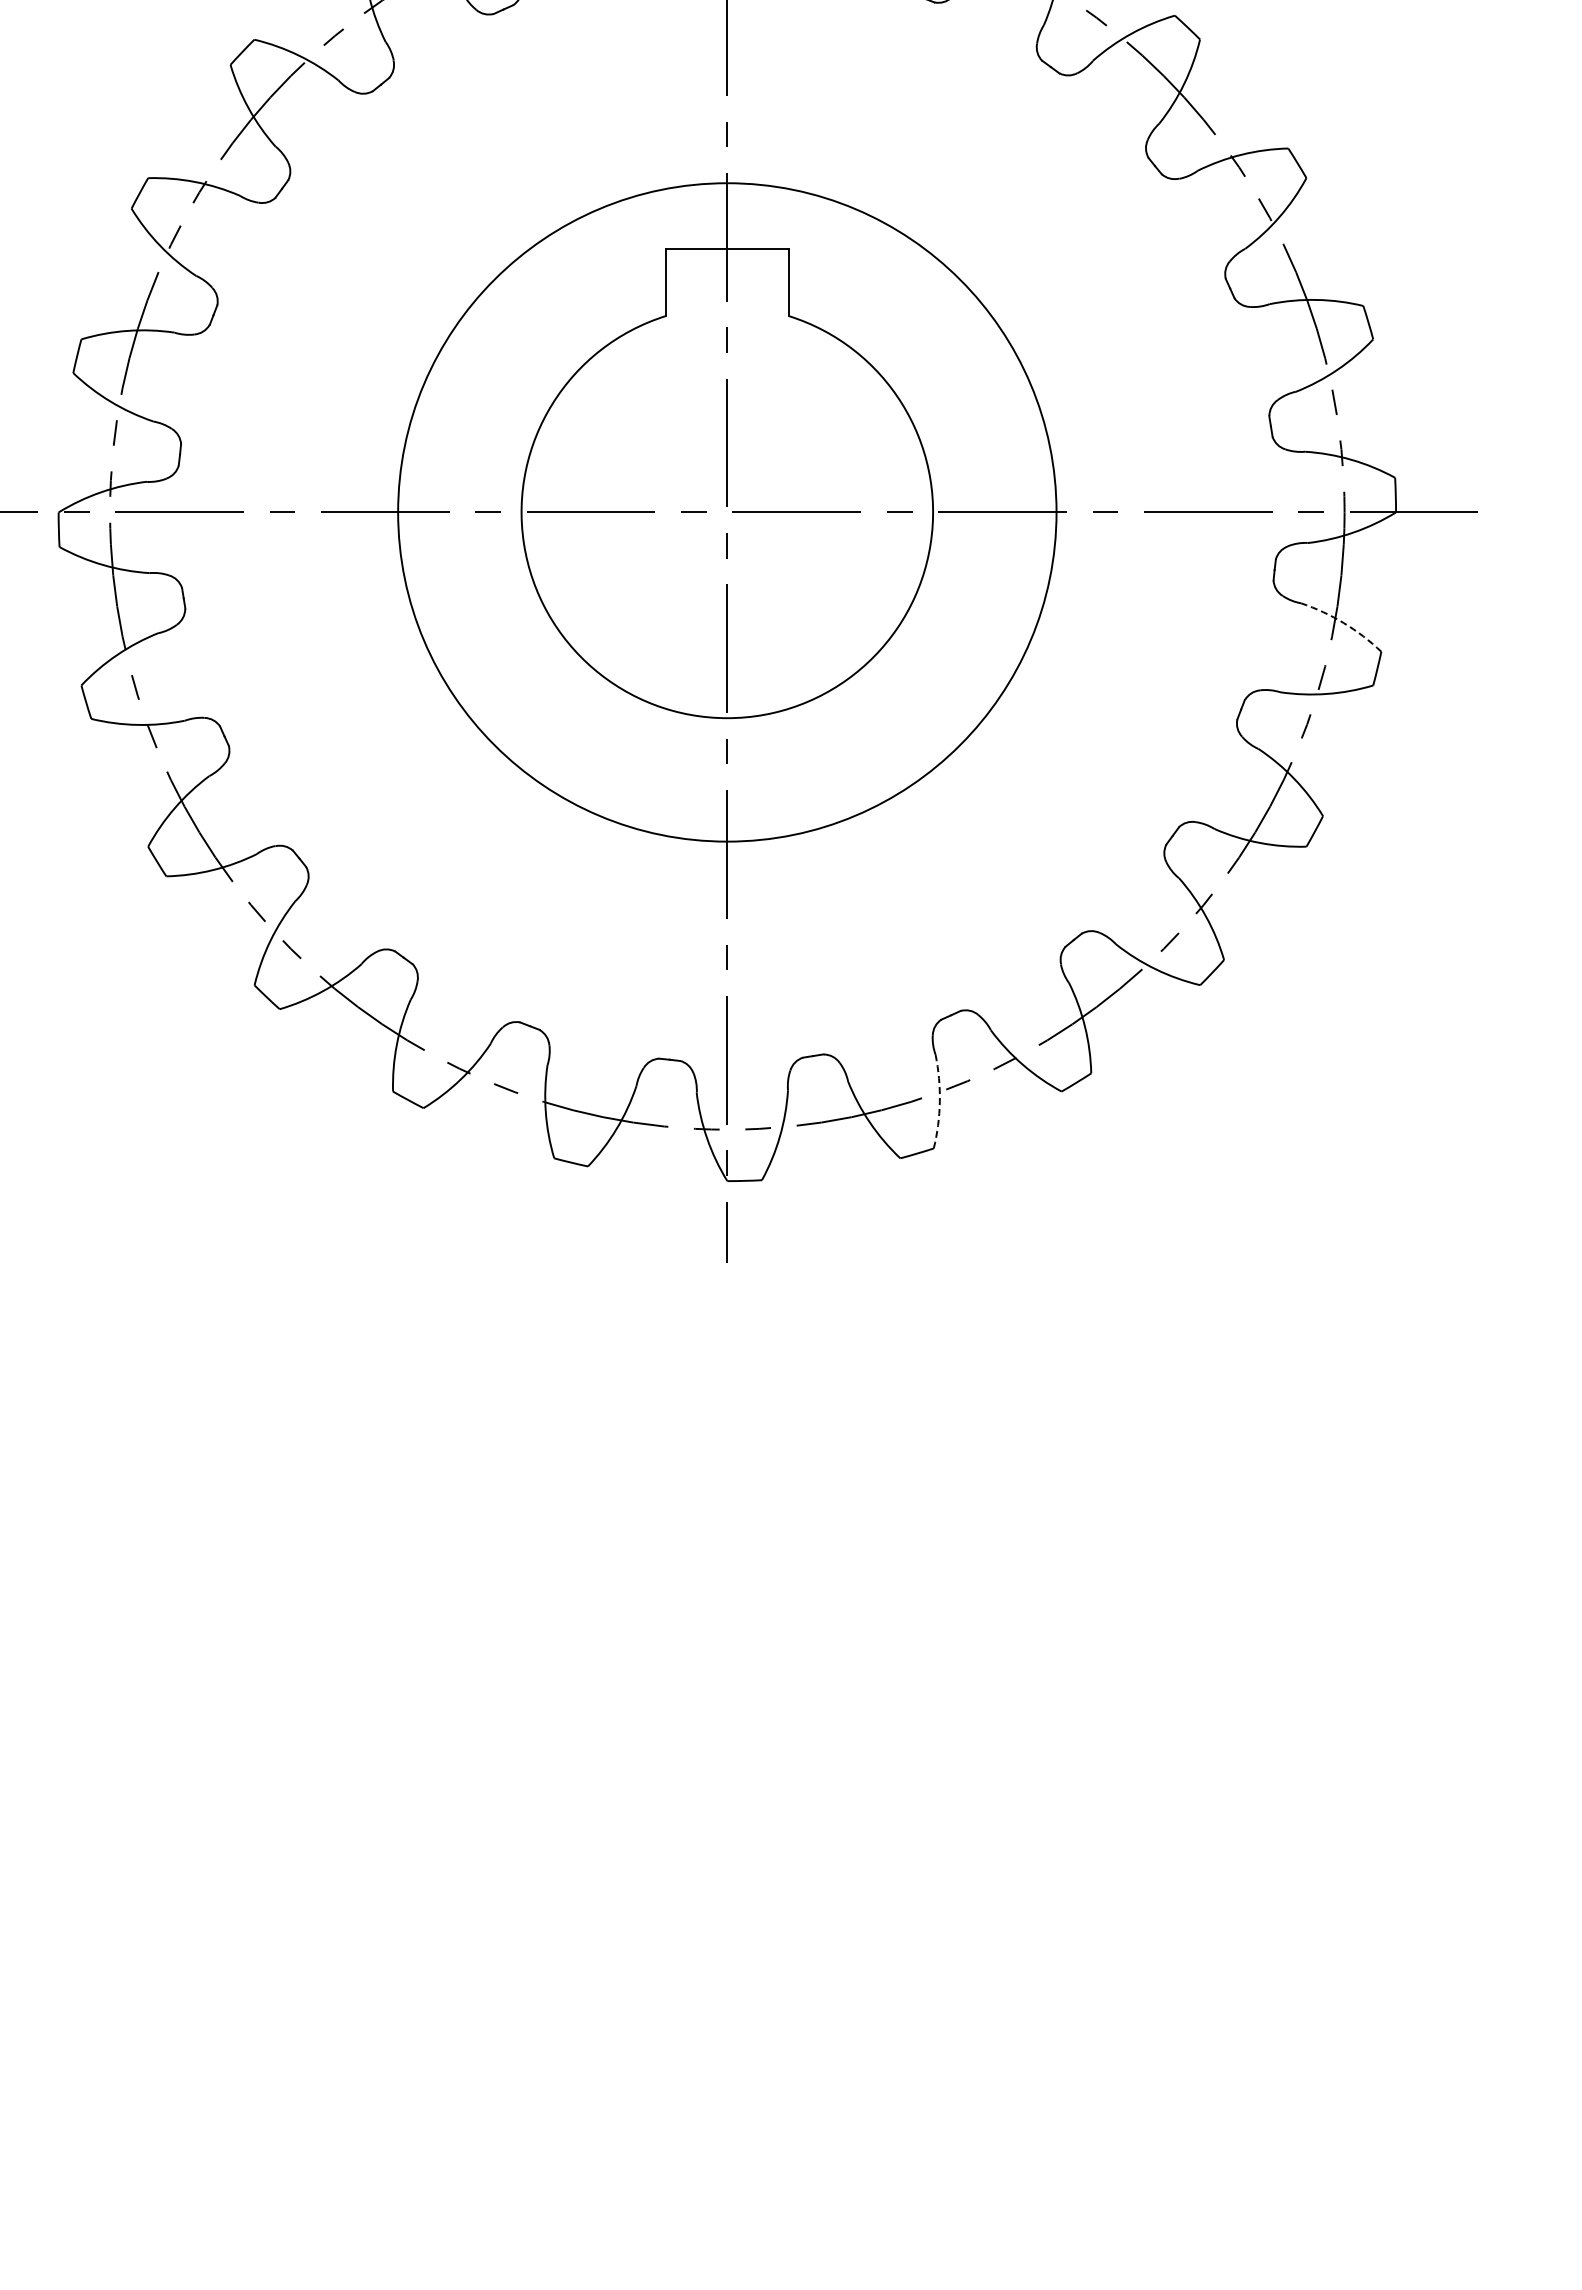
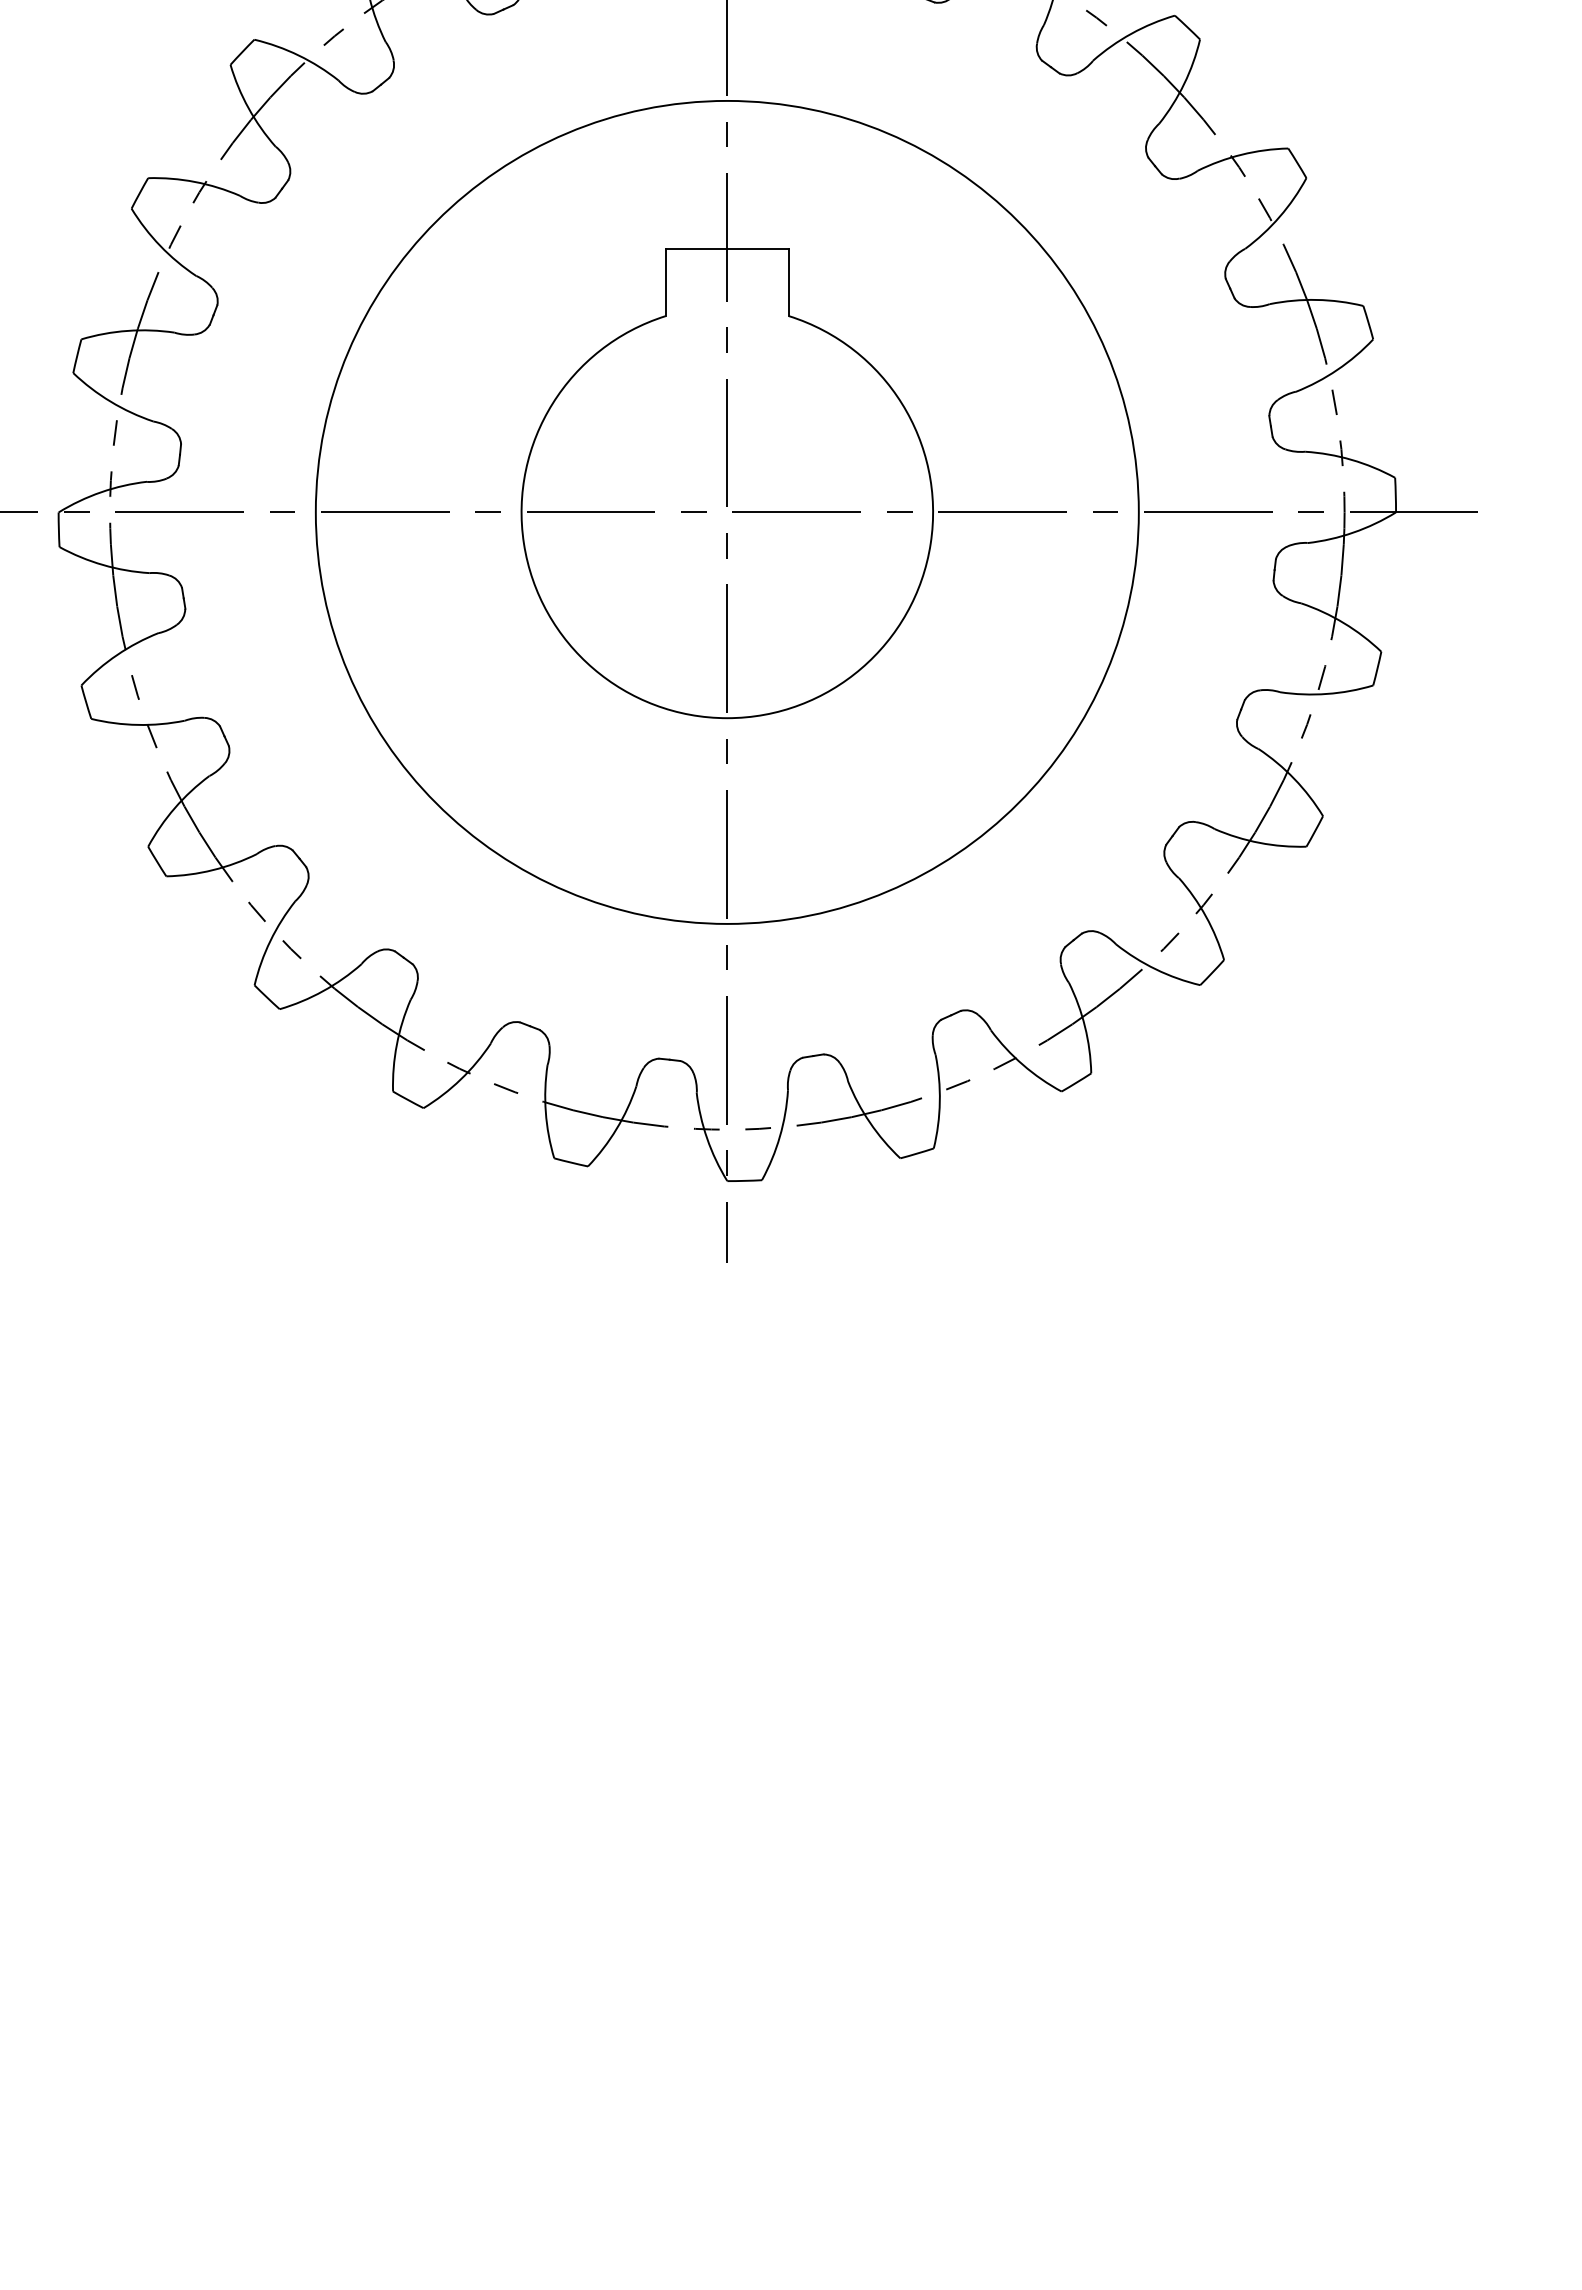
circle diameter: 658 px -> 823 px (726, 511)
arc: dashed -> solid (1343, 623)
arc: dashed -> solid (939, 1101)
